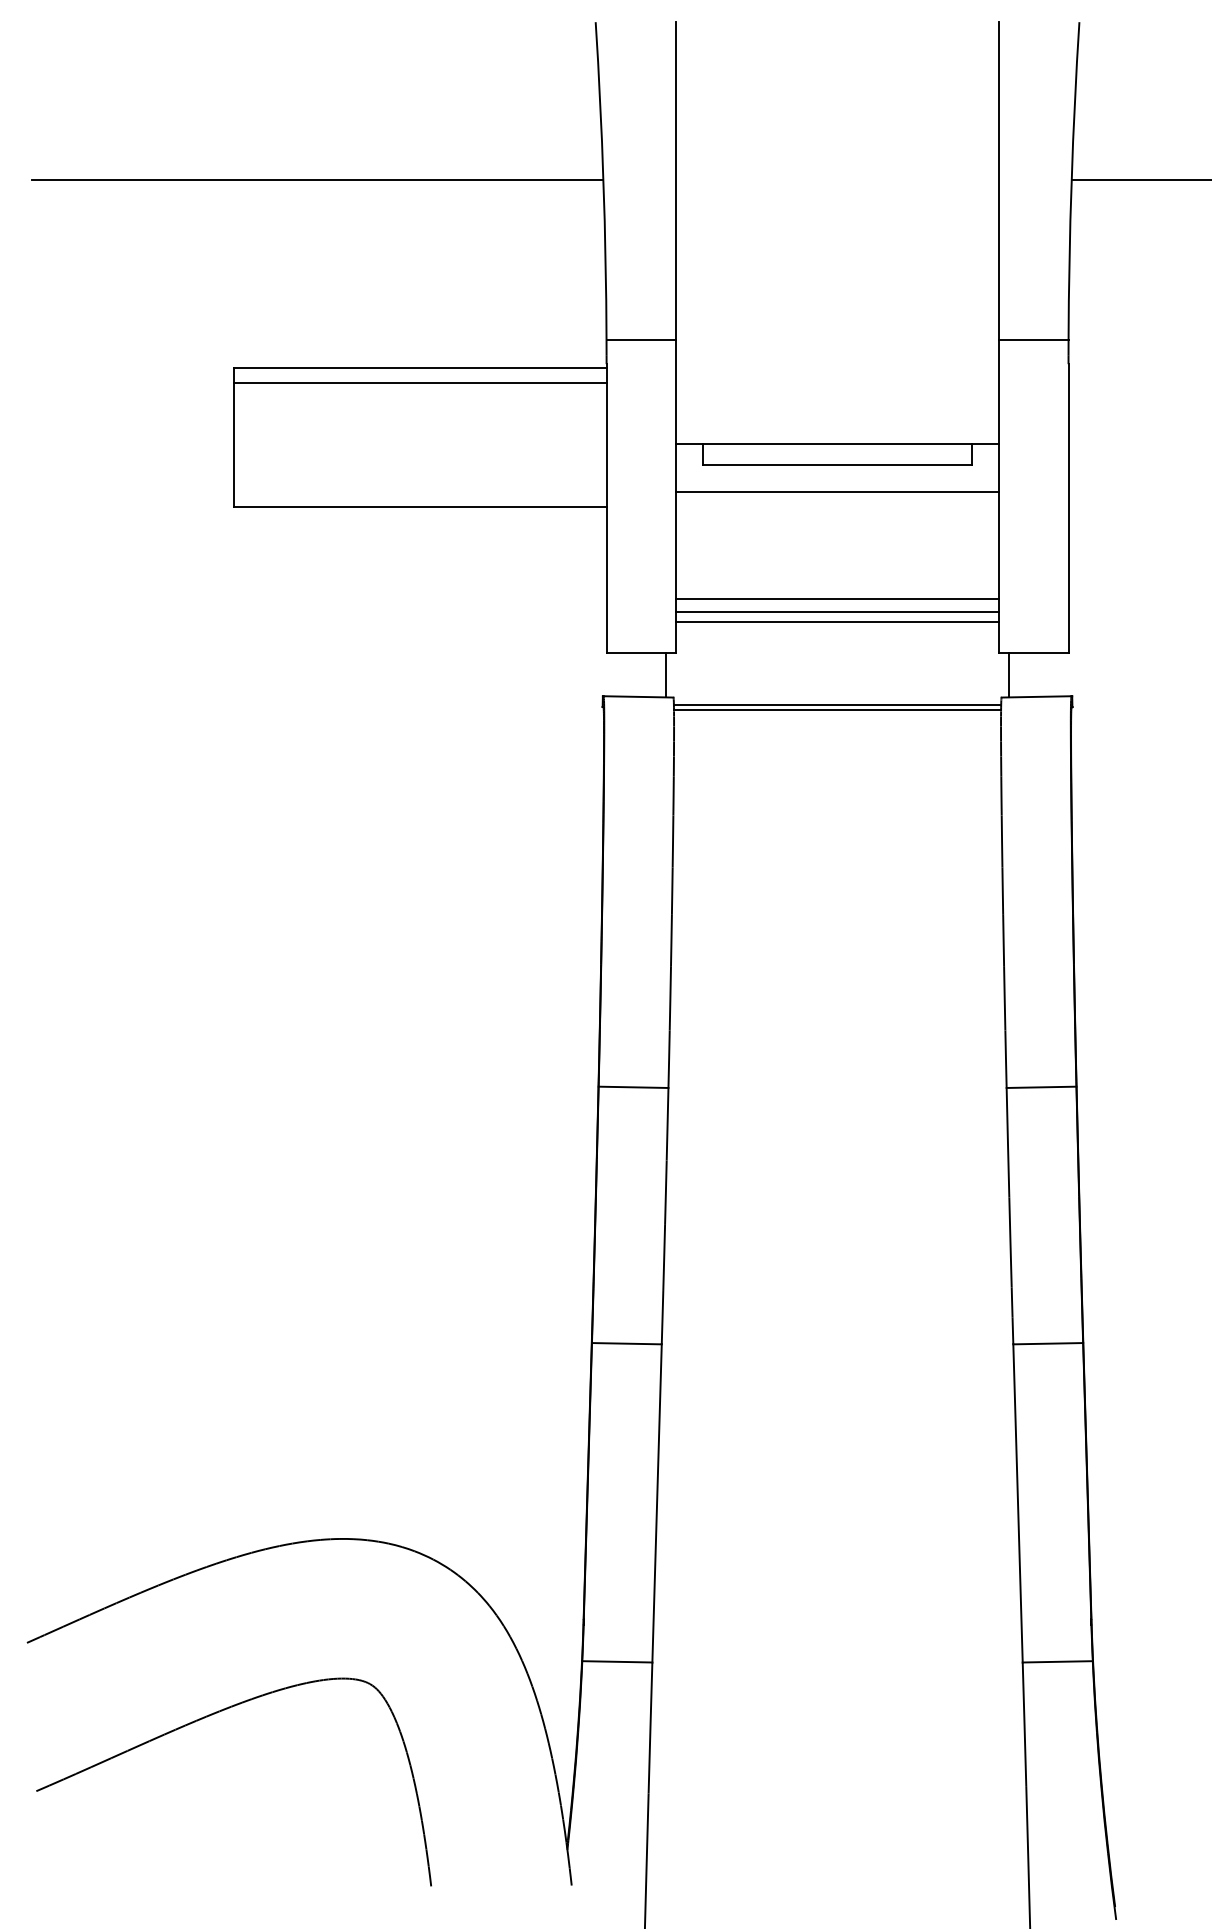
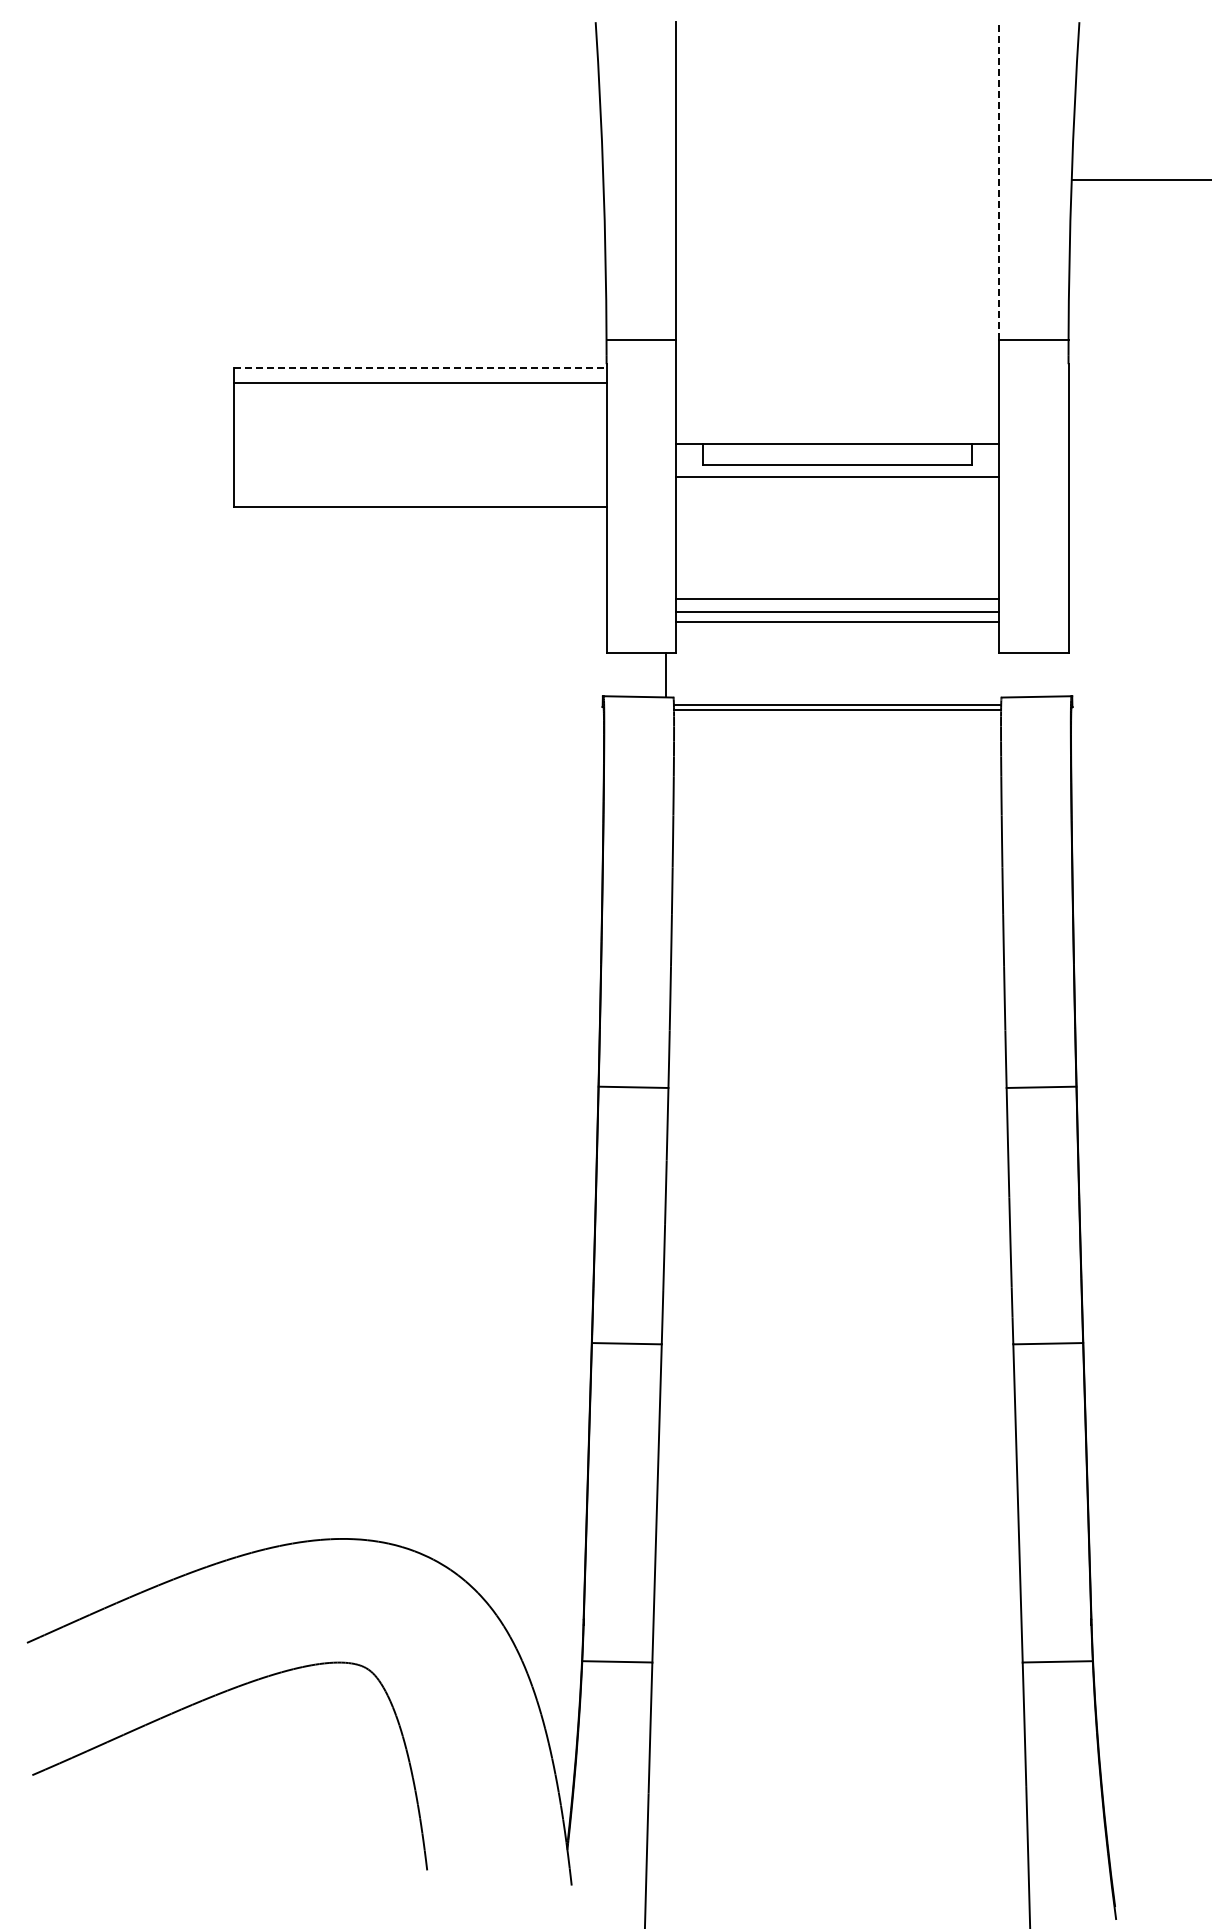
line: present -> none (317, 180)
line: solid -> dashed (998, 181)
line: solid -> dashed (420, 368)
line position: (837, 491) -> (837, 476) (837, 476)
line: present -> none (1009, 675)
part position: (207, 1717) -> (203, 1701) (203, 1701)
